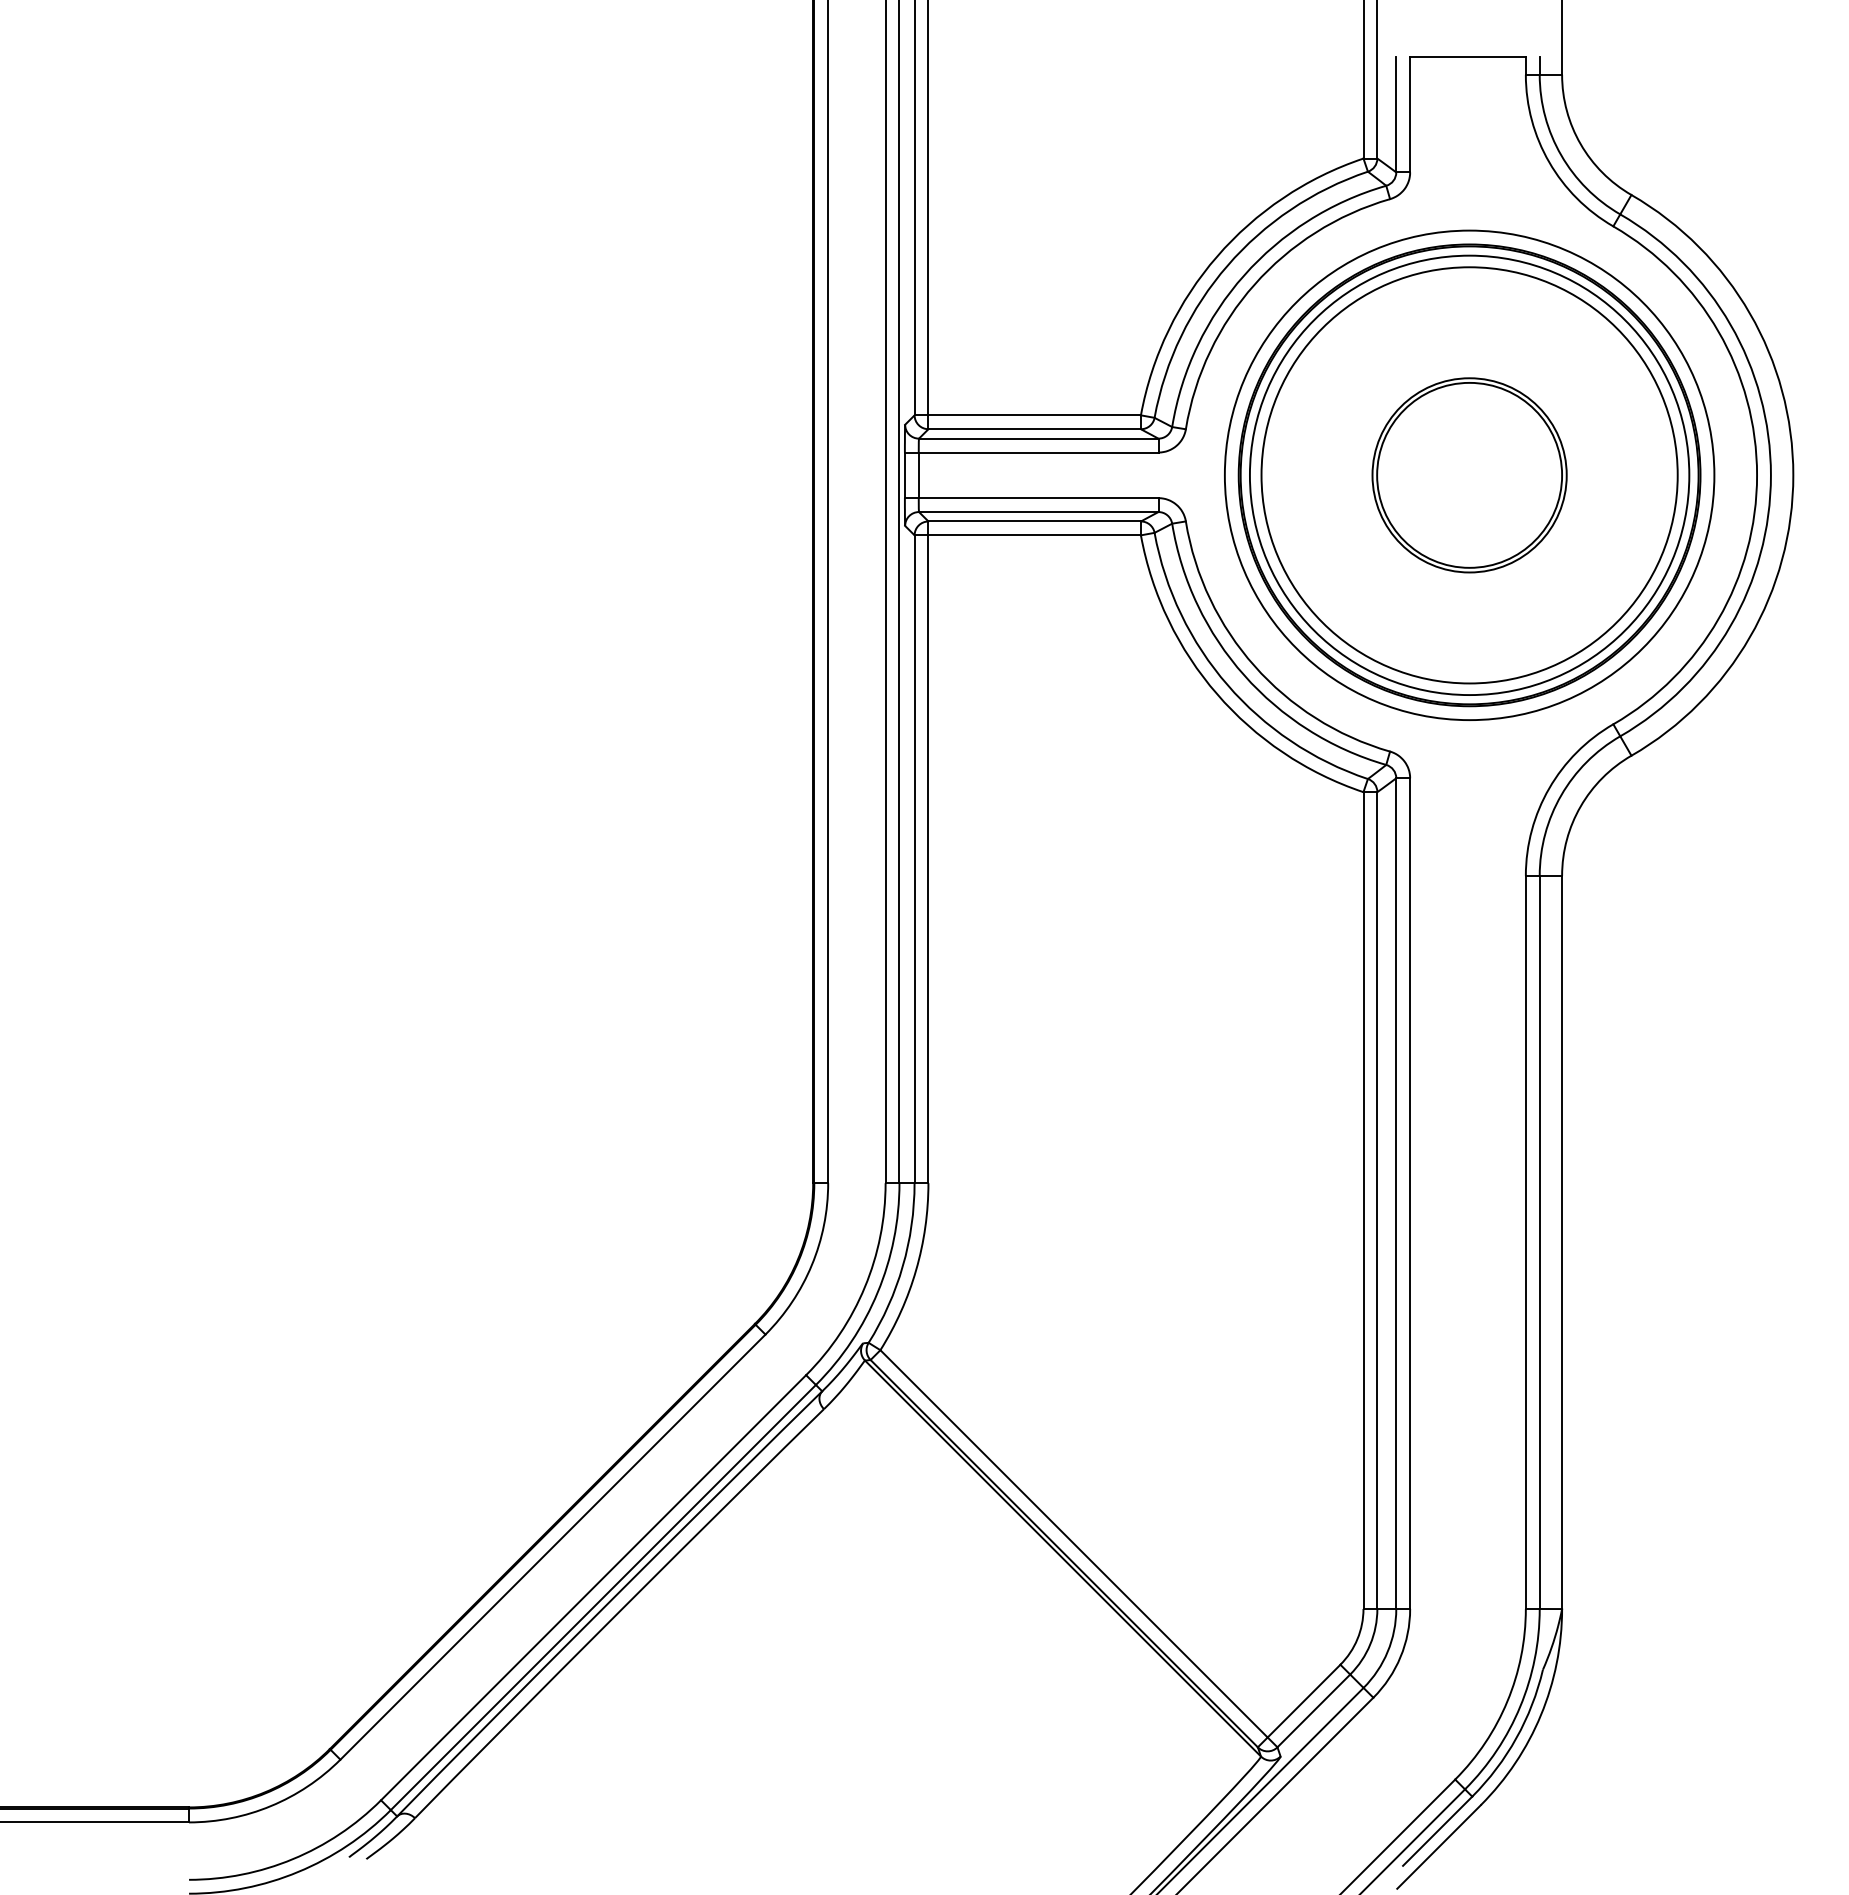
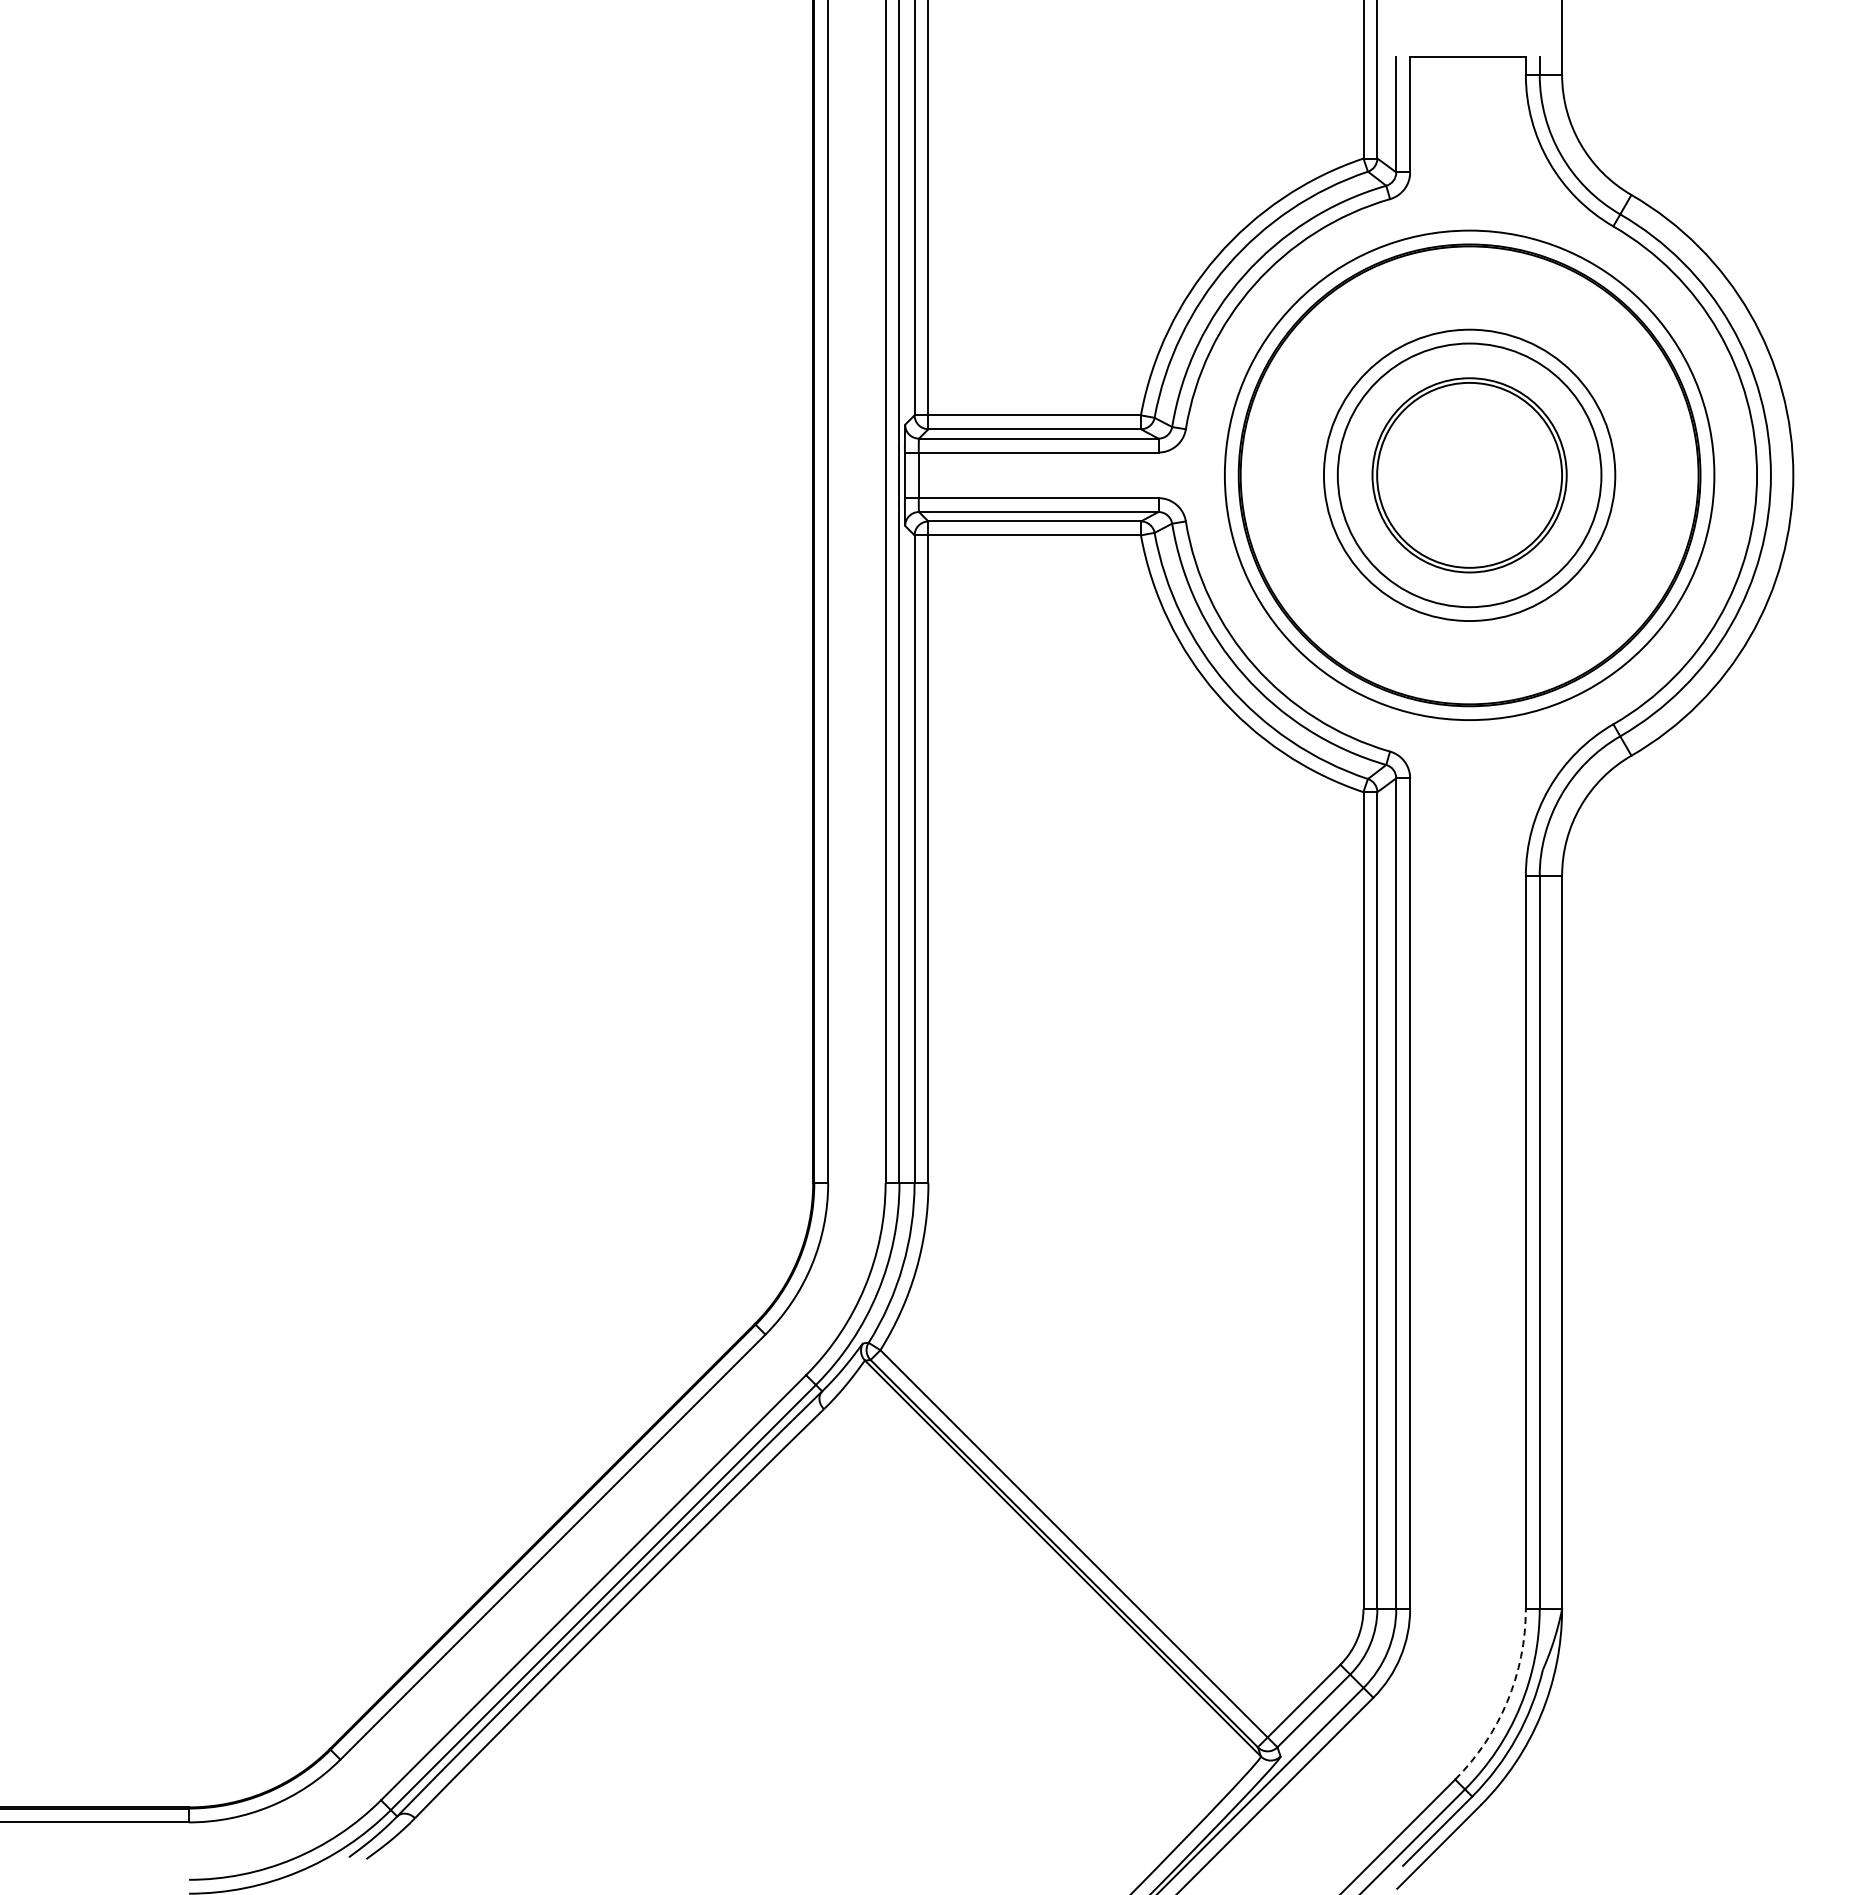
circle diameter: 416 px -> 291 px (1469, 475)
circle diameter: 439 px -> 264 px (1469, 475)
arc: solid -> dashed (1507, 1701)
